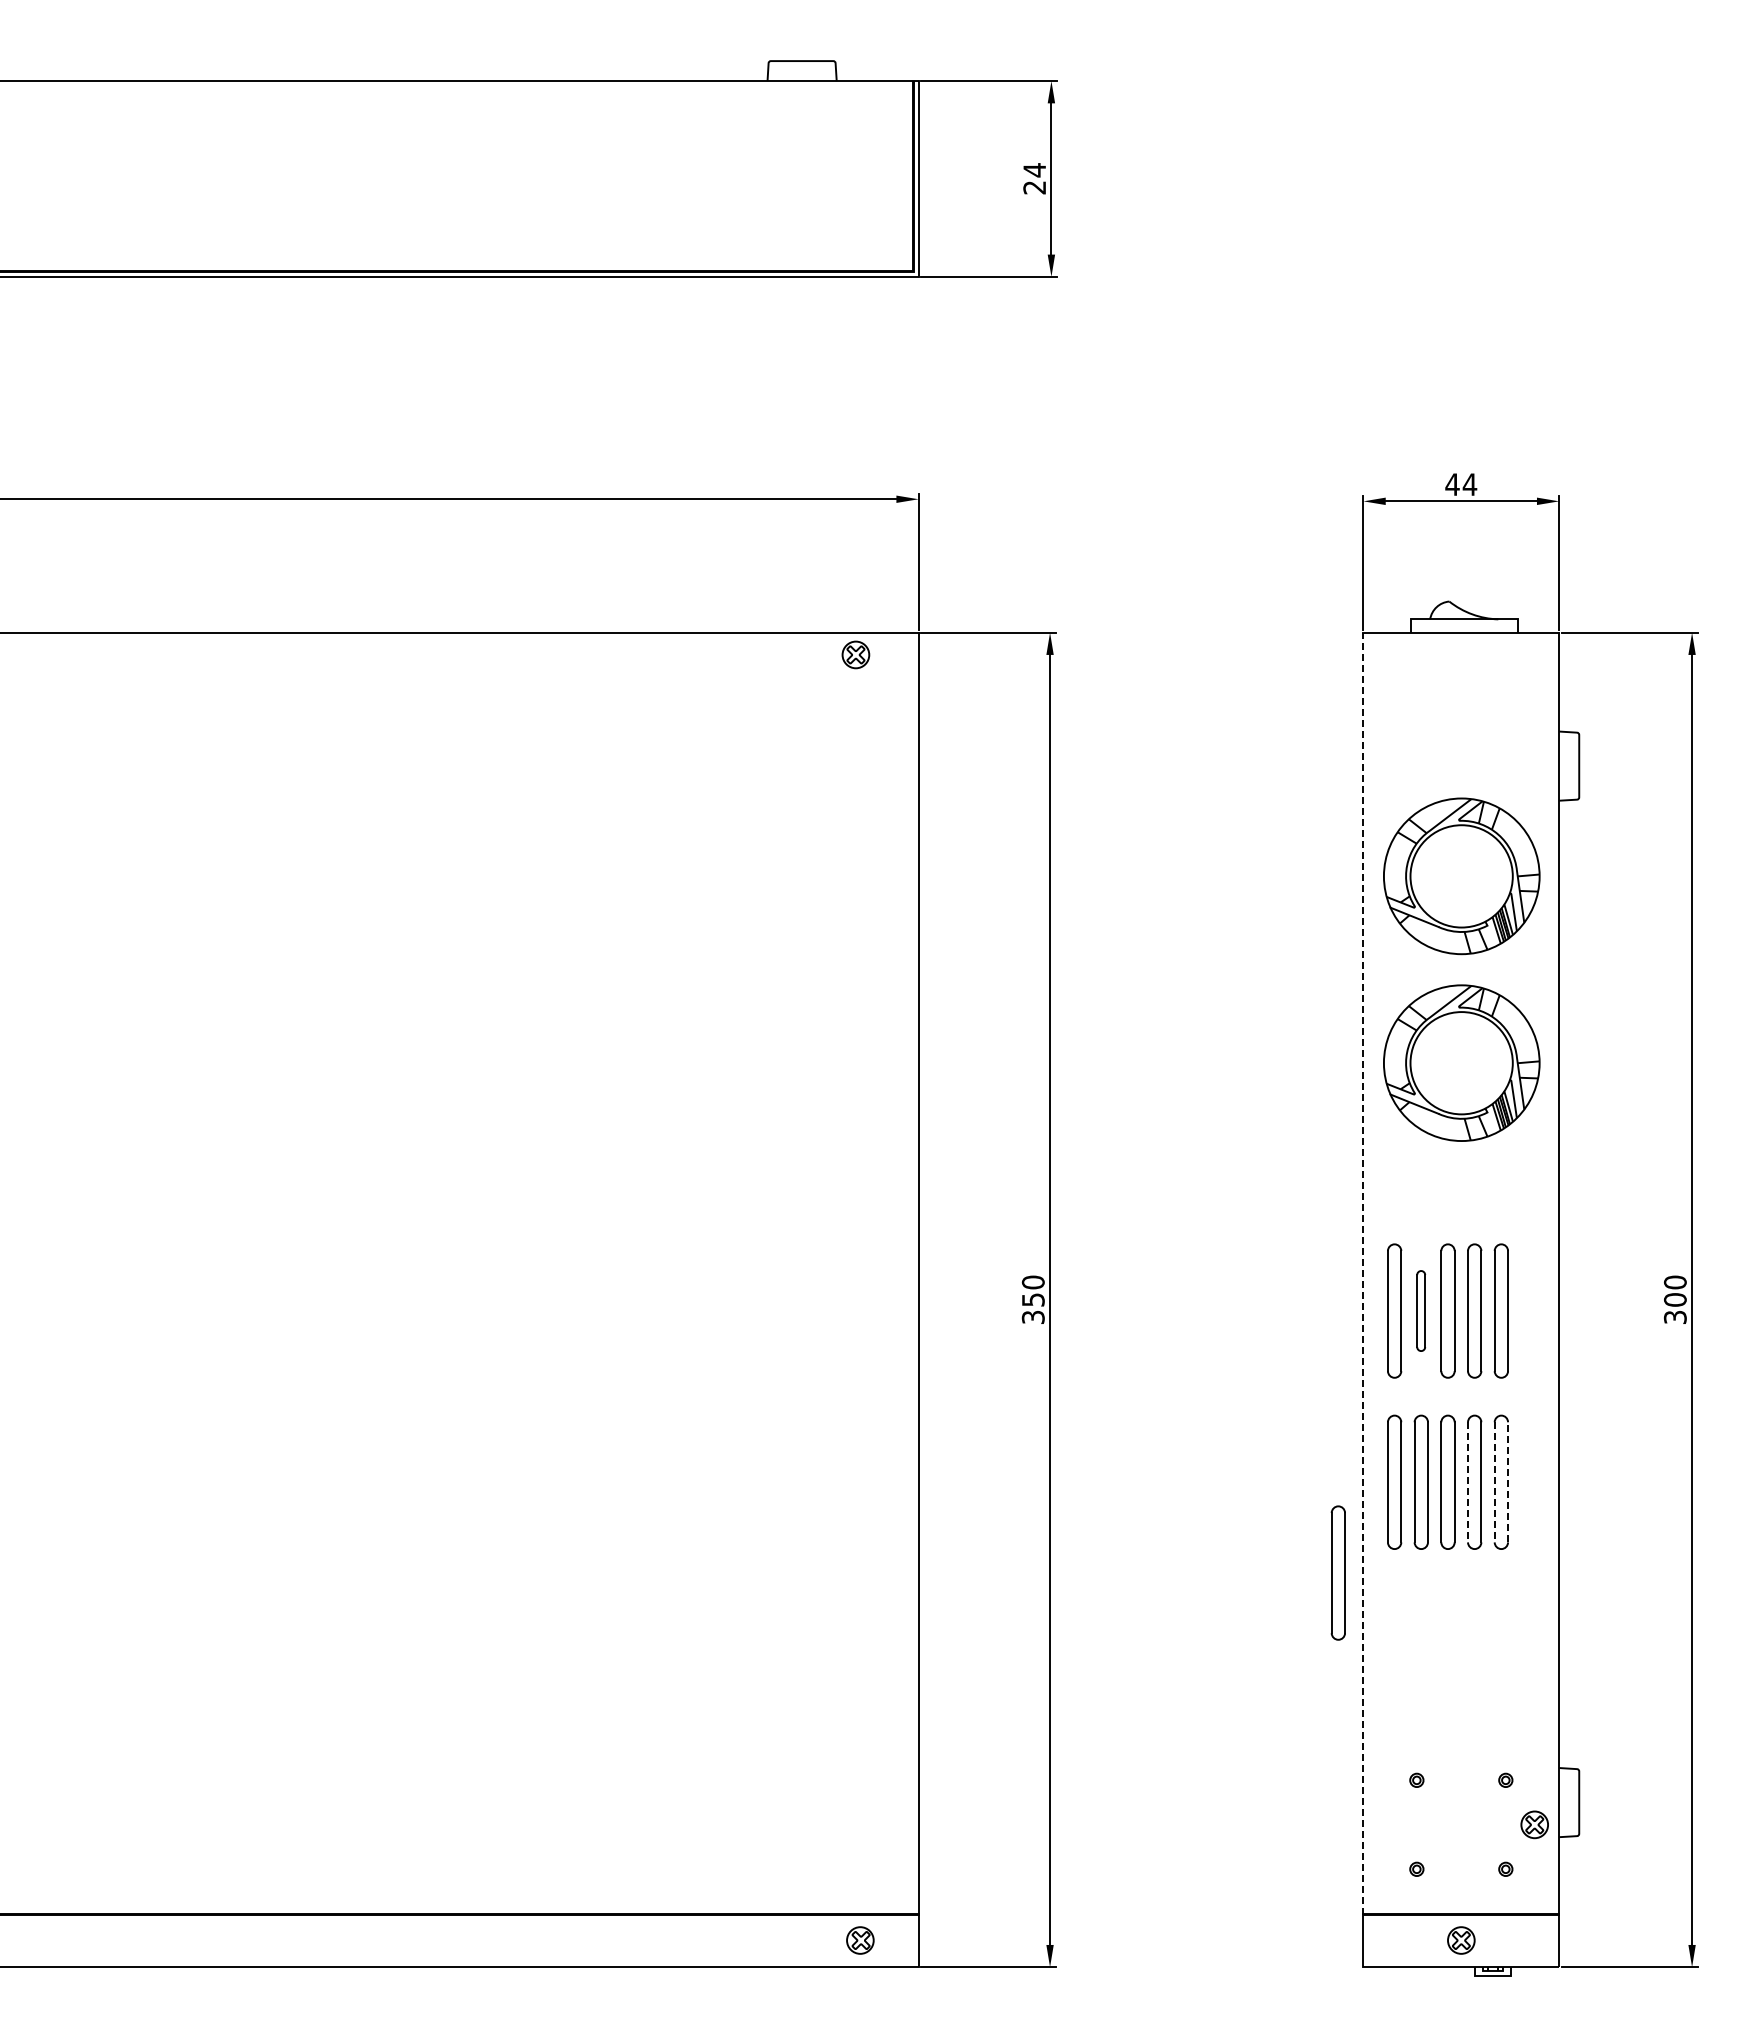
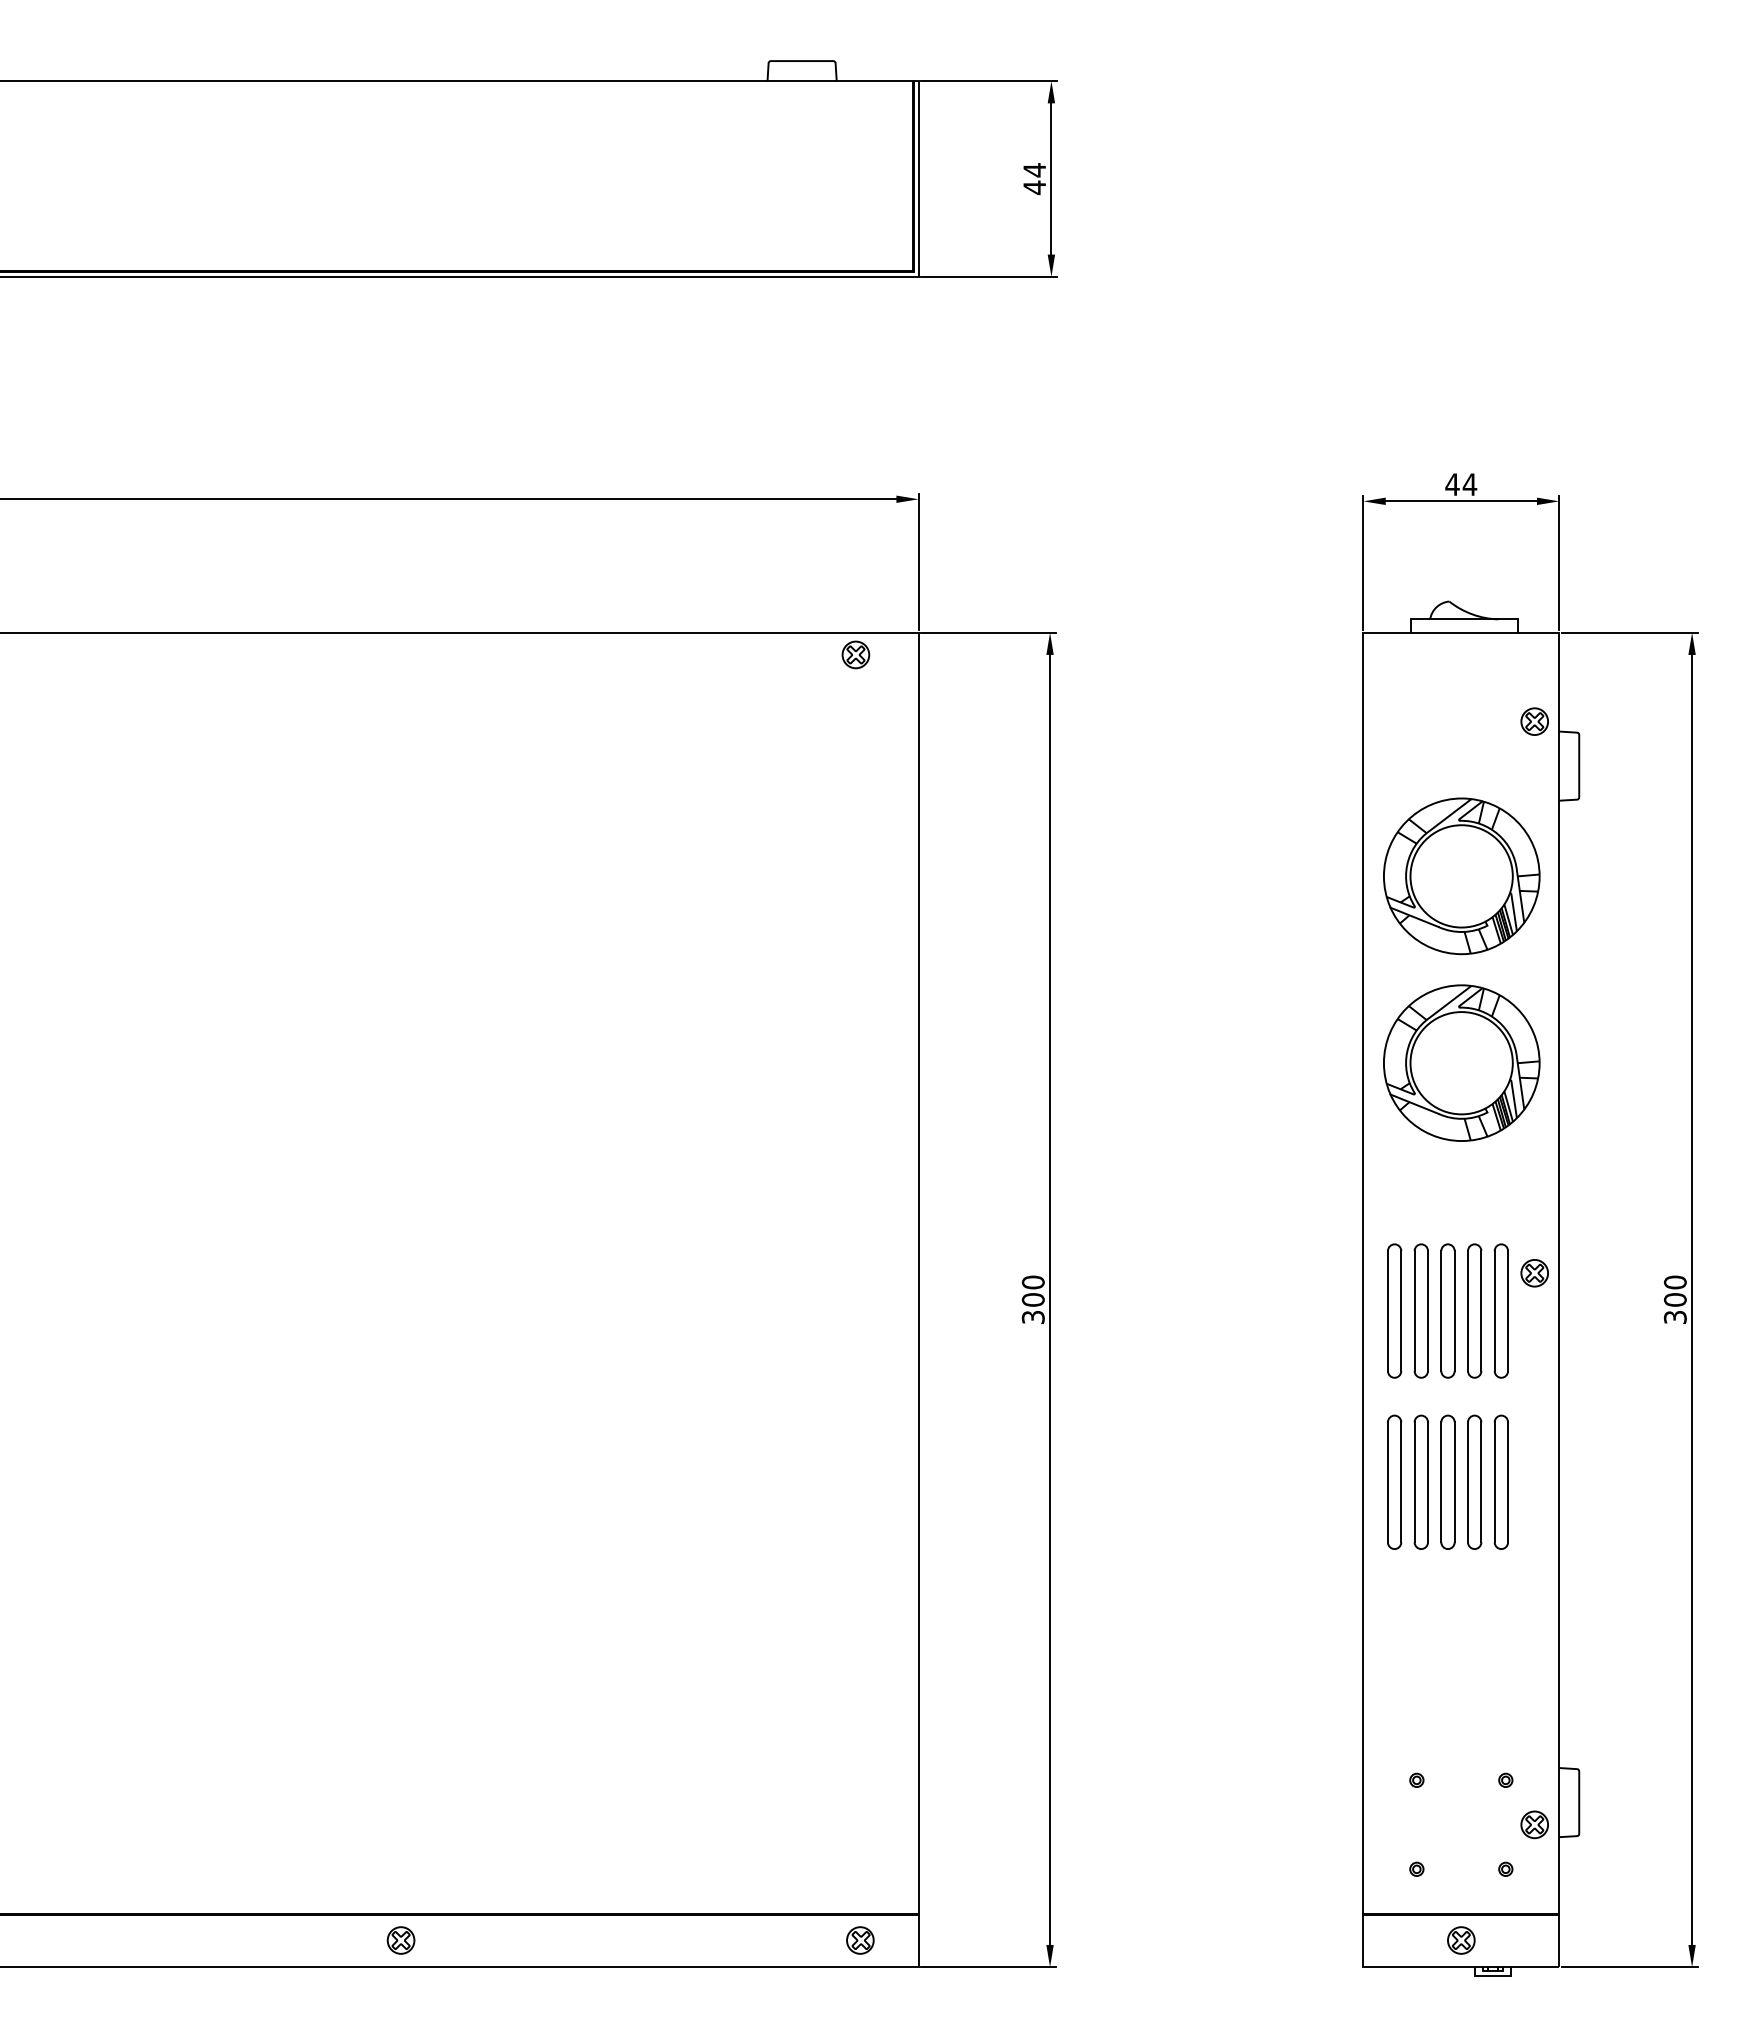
text: 24 -> 44 (1034, 187)
part: none -> present (1534, 721)
line: dashed -> solid (1363, 1273)
part: none -> present (1534, 1273)
text: 350 -> 300 (1032, 1299)
part size: 11x82 px -> 16x136 px (1420, 1310)
line: dashed -> solid (1508, 1481)
line: dashed -> solid (1468, 1482)
line: dashed -> solid (1494, 1482)
part: present -> none (1337, 1572)
part: none -> present (400, 1940)
